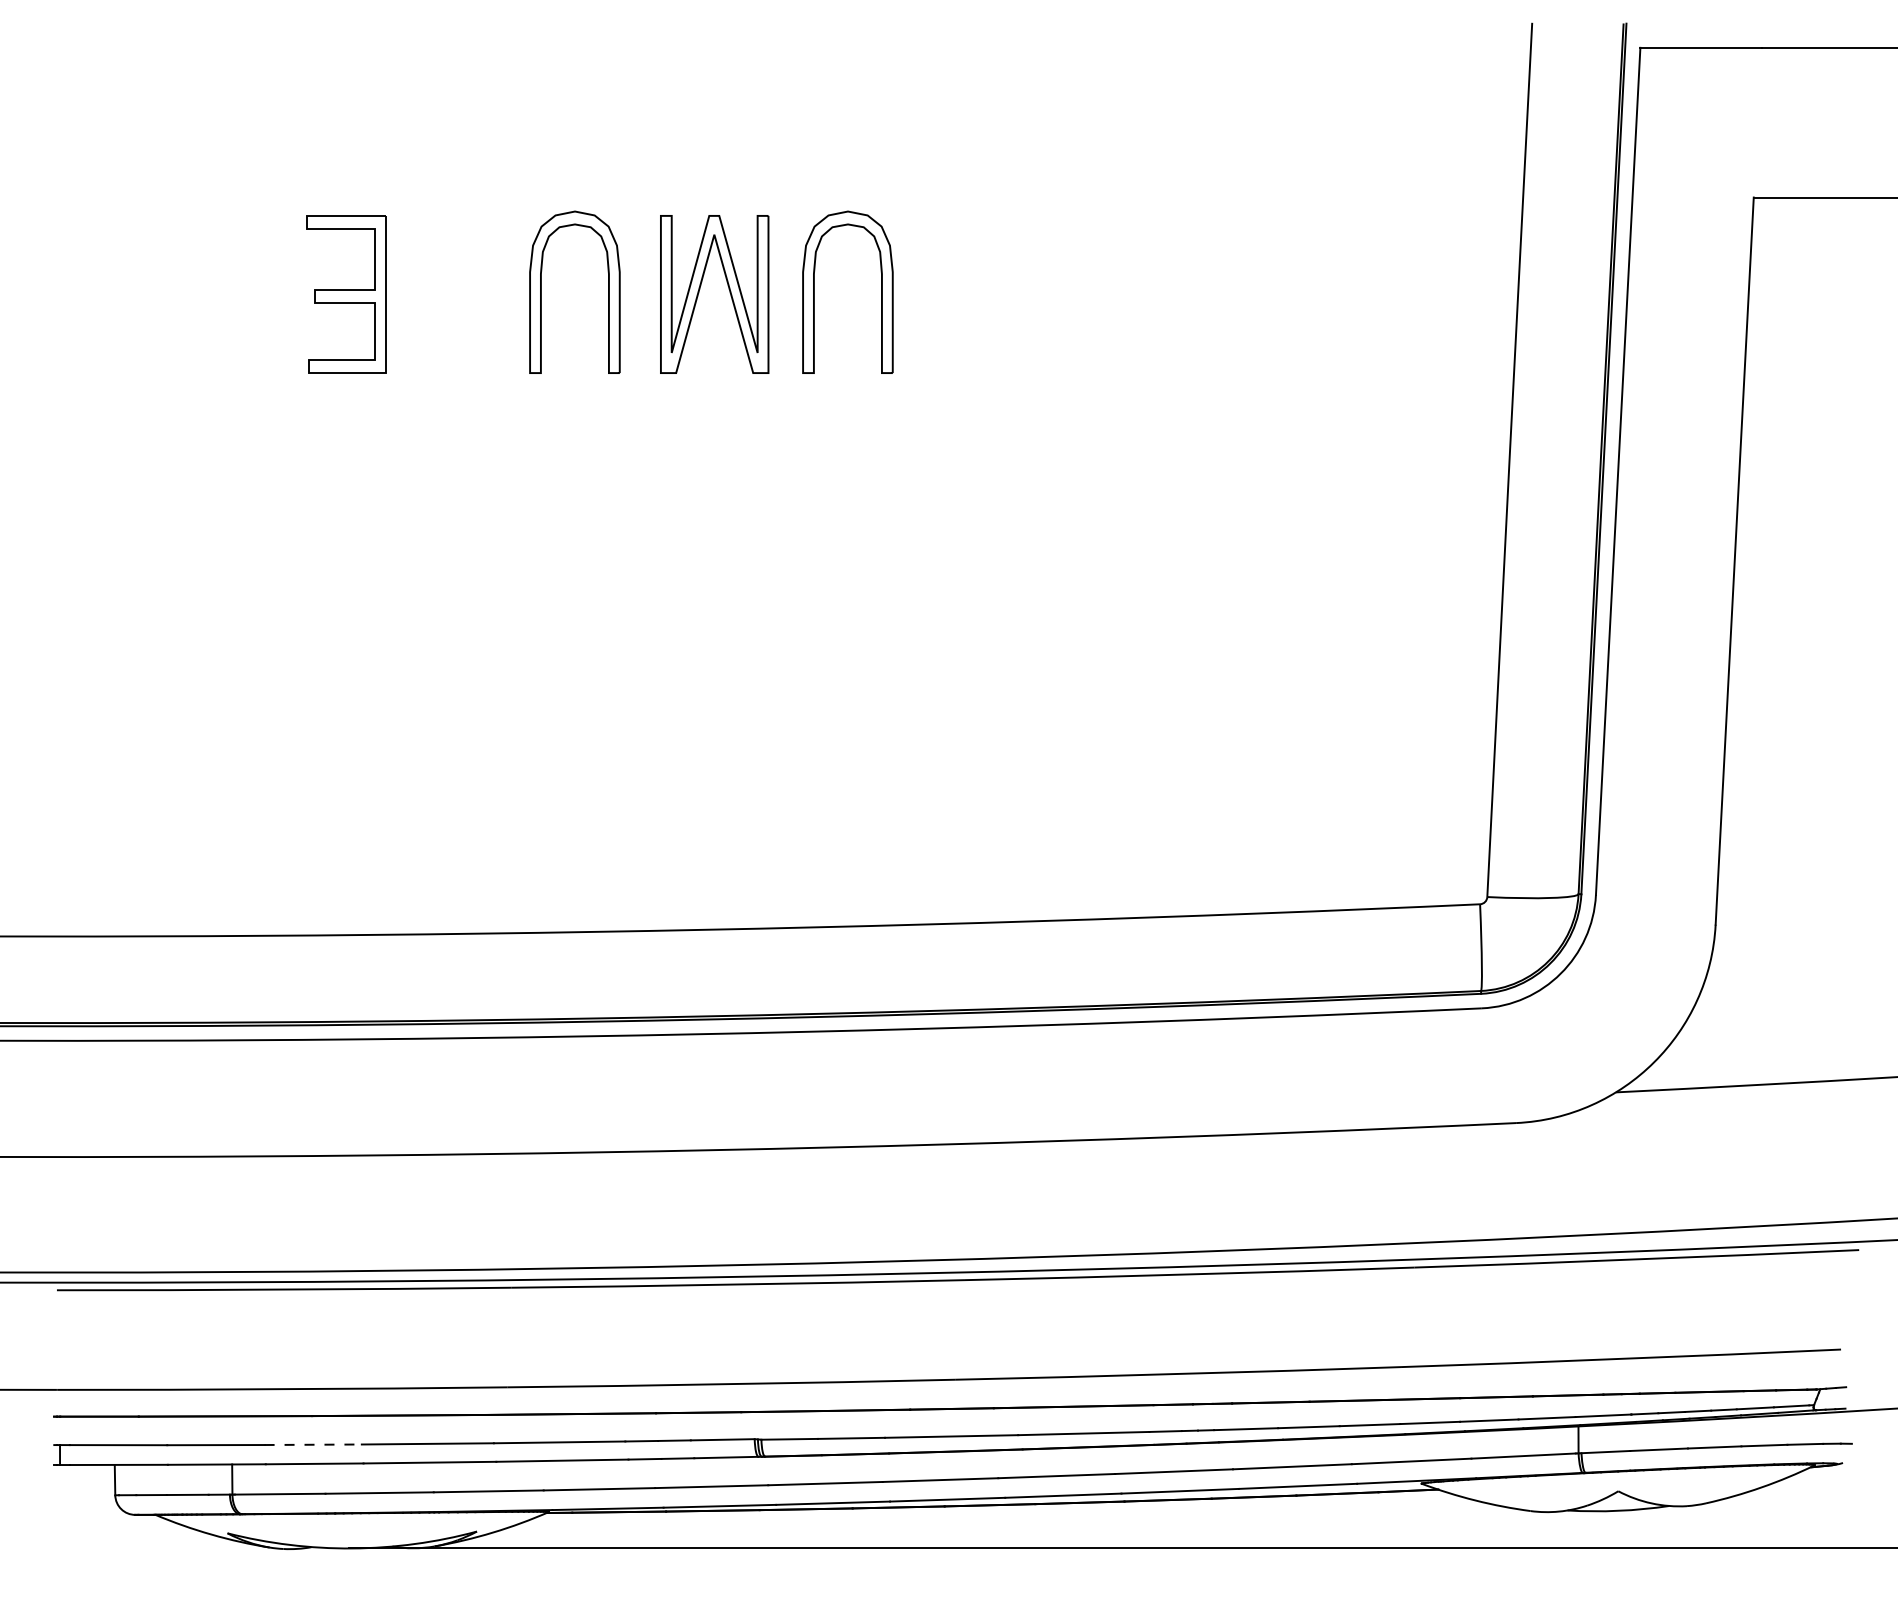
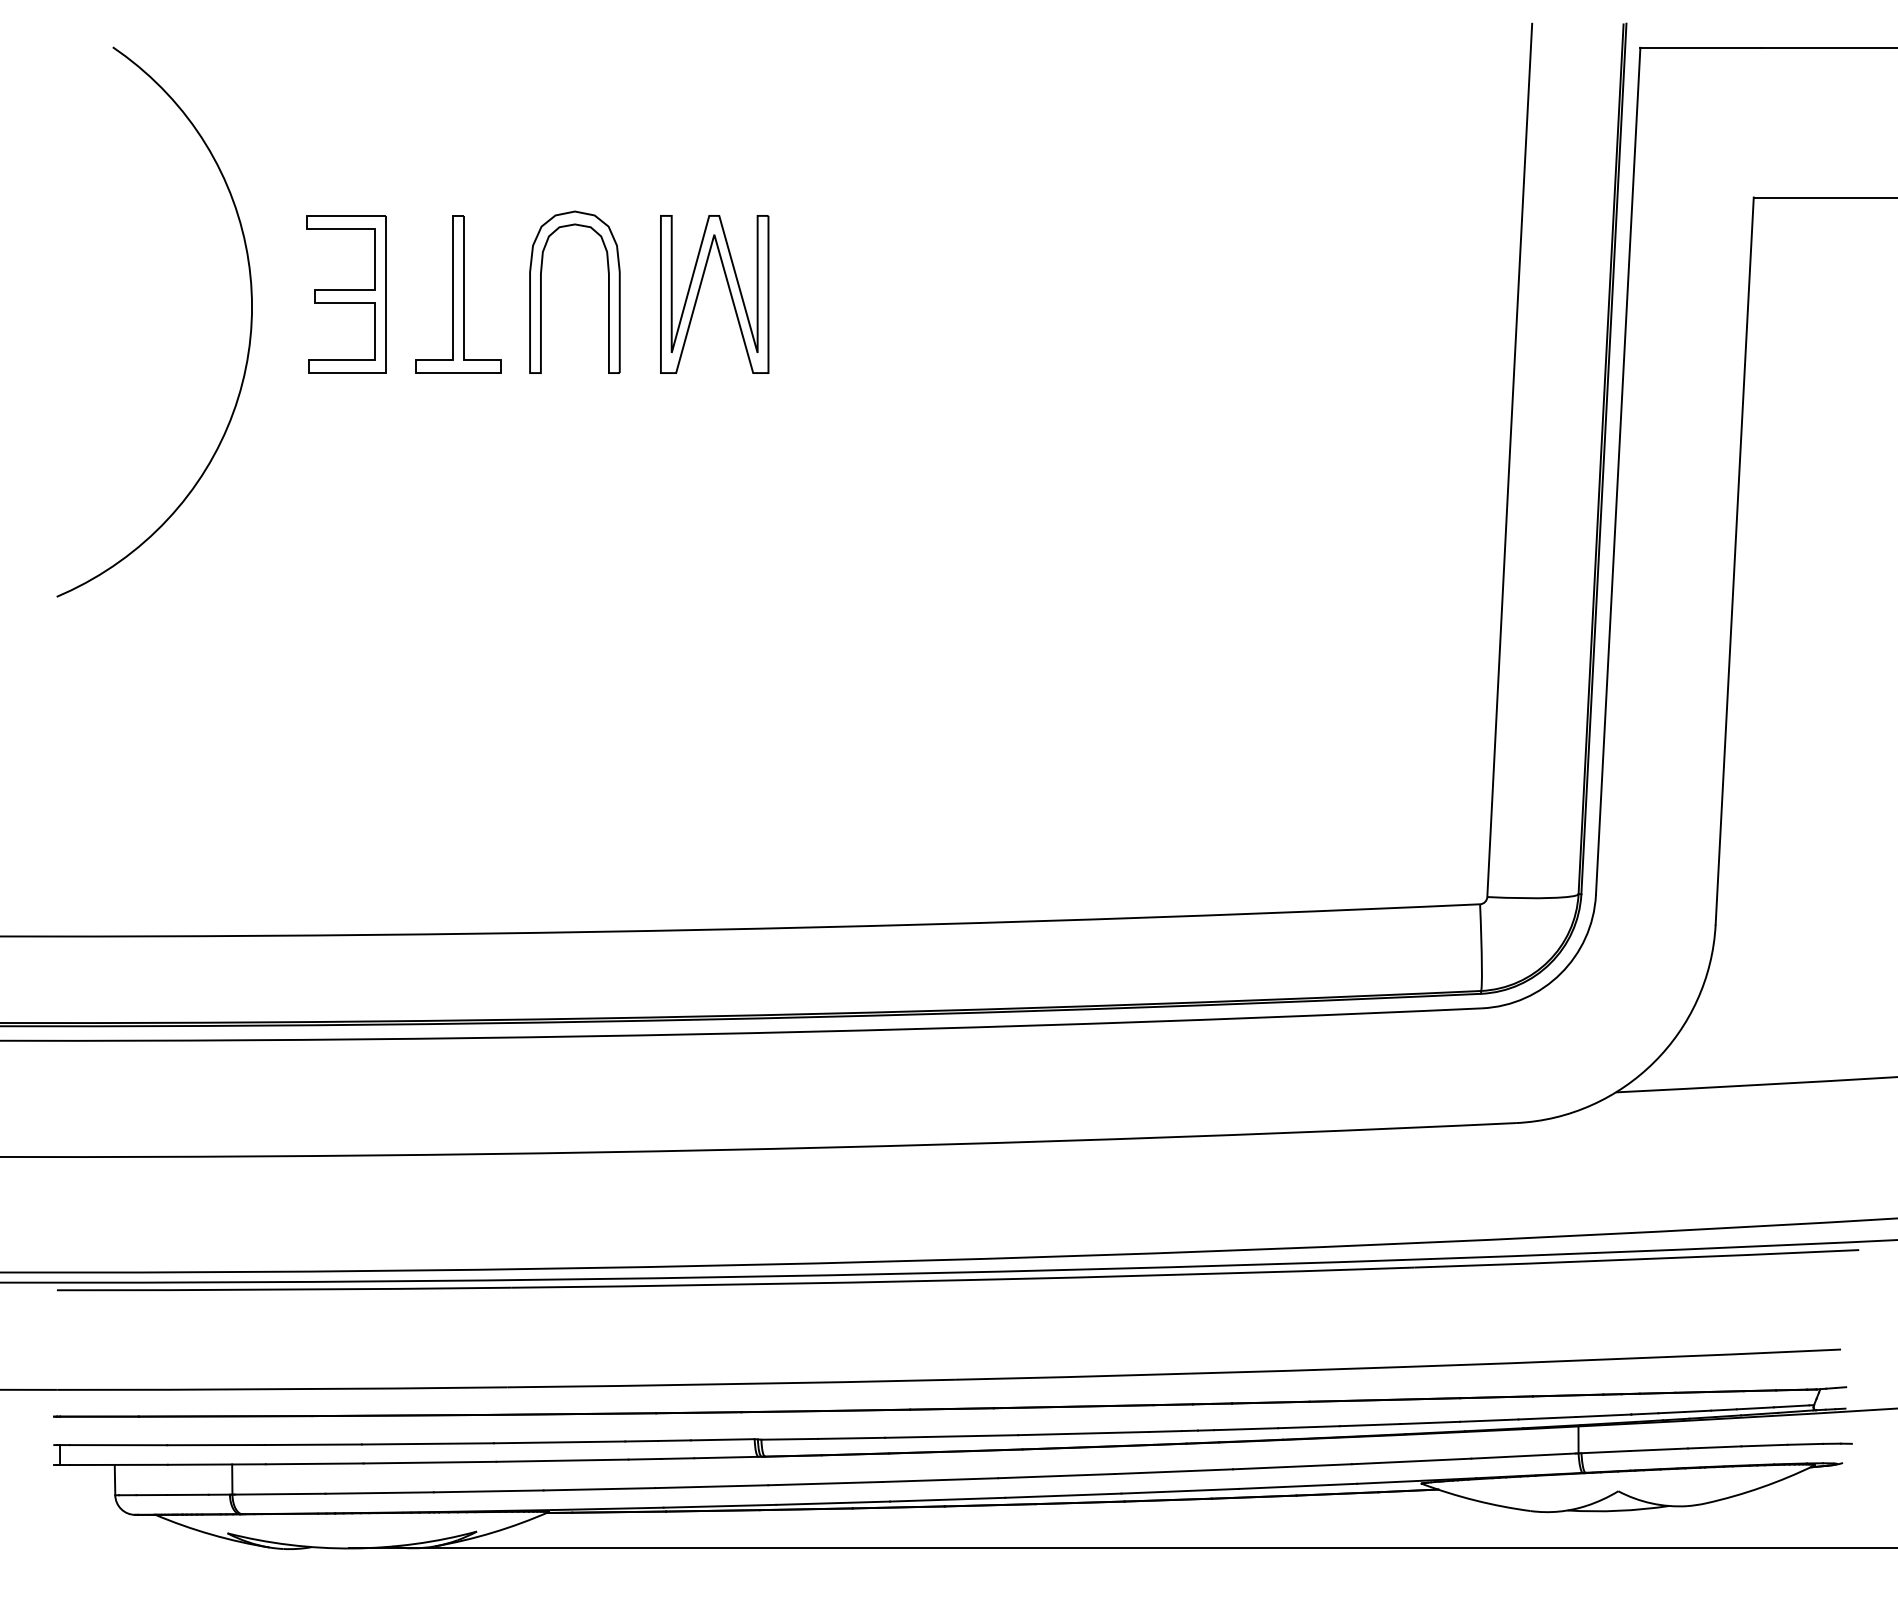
part: present -> none (814, 291)
part: none -> present (458, 294)
curve: none -> present (249, 334)
line: dashed -> solid (313, 1444)
